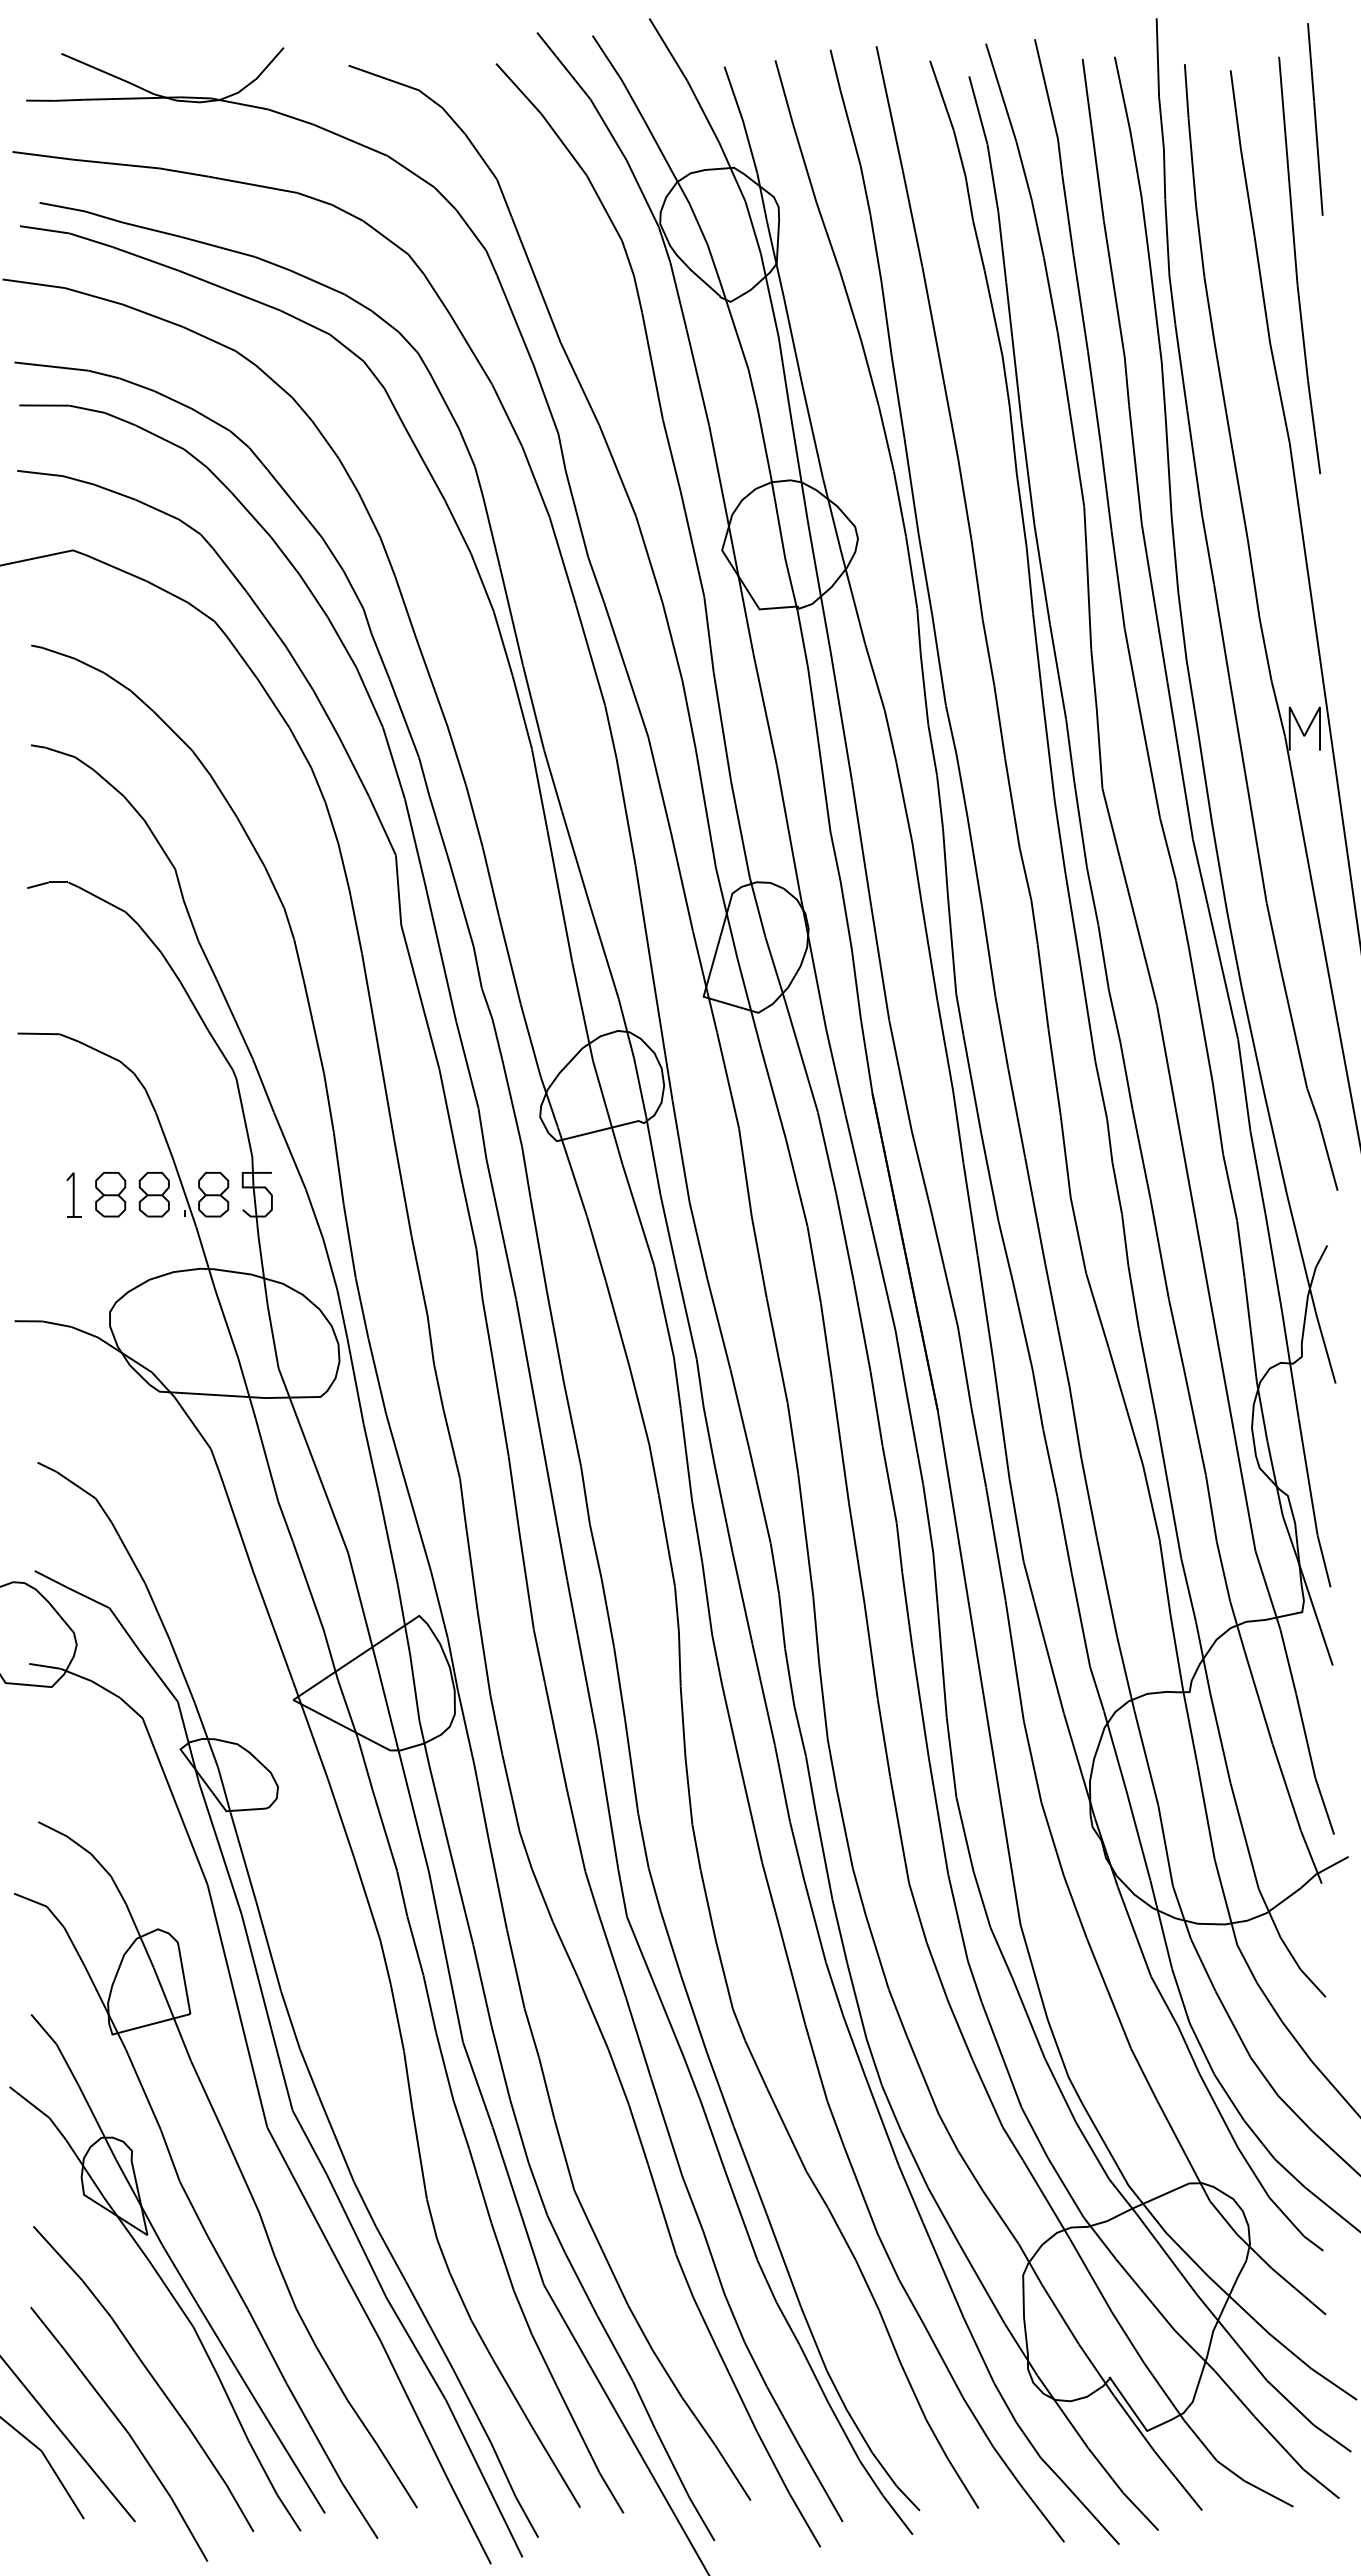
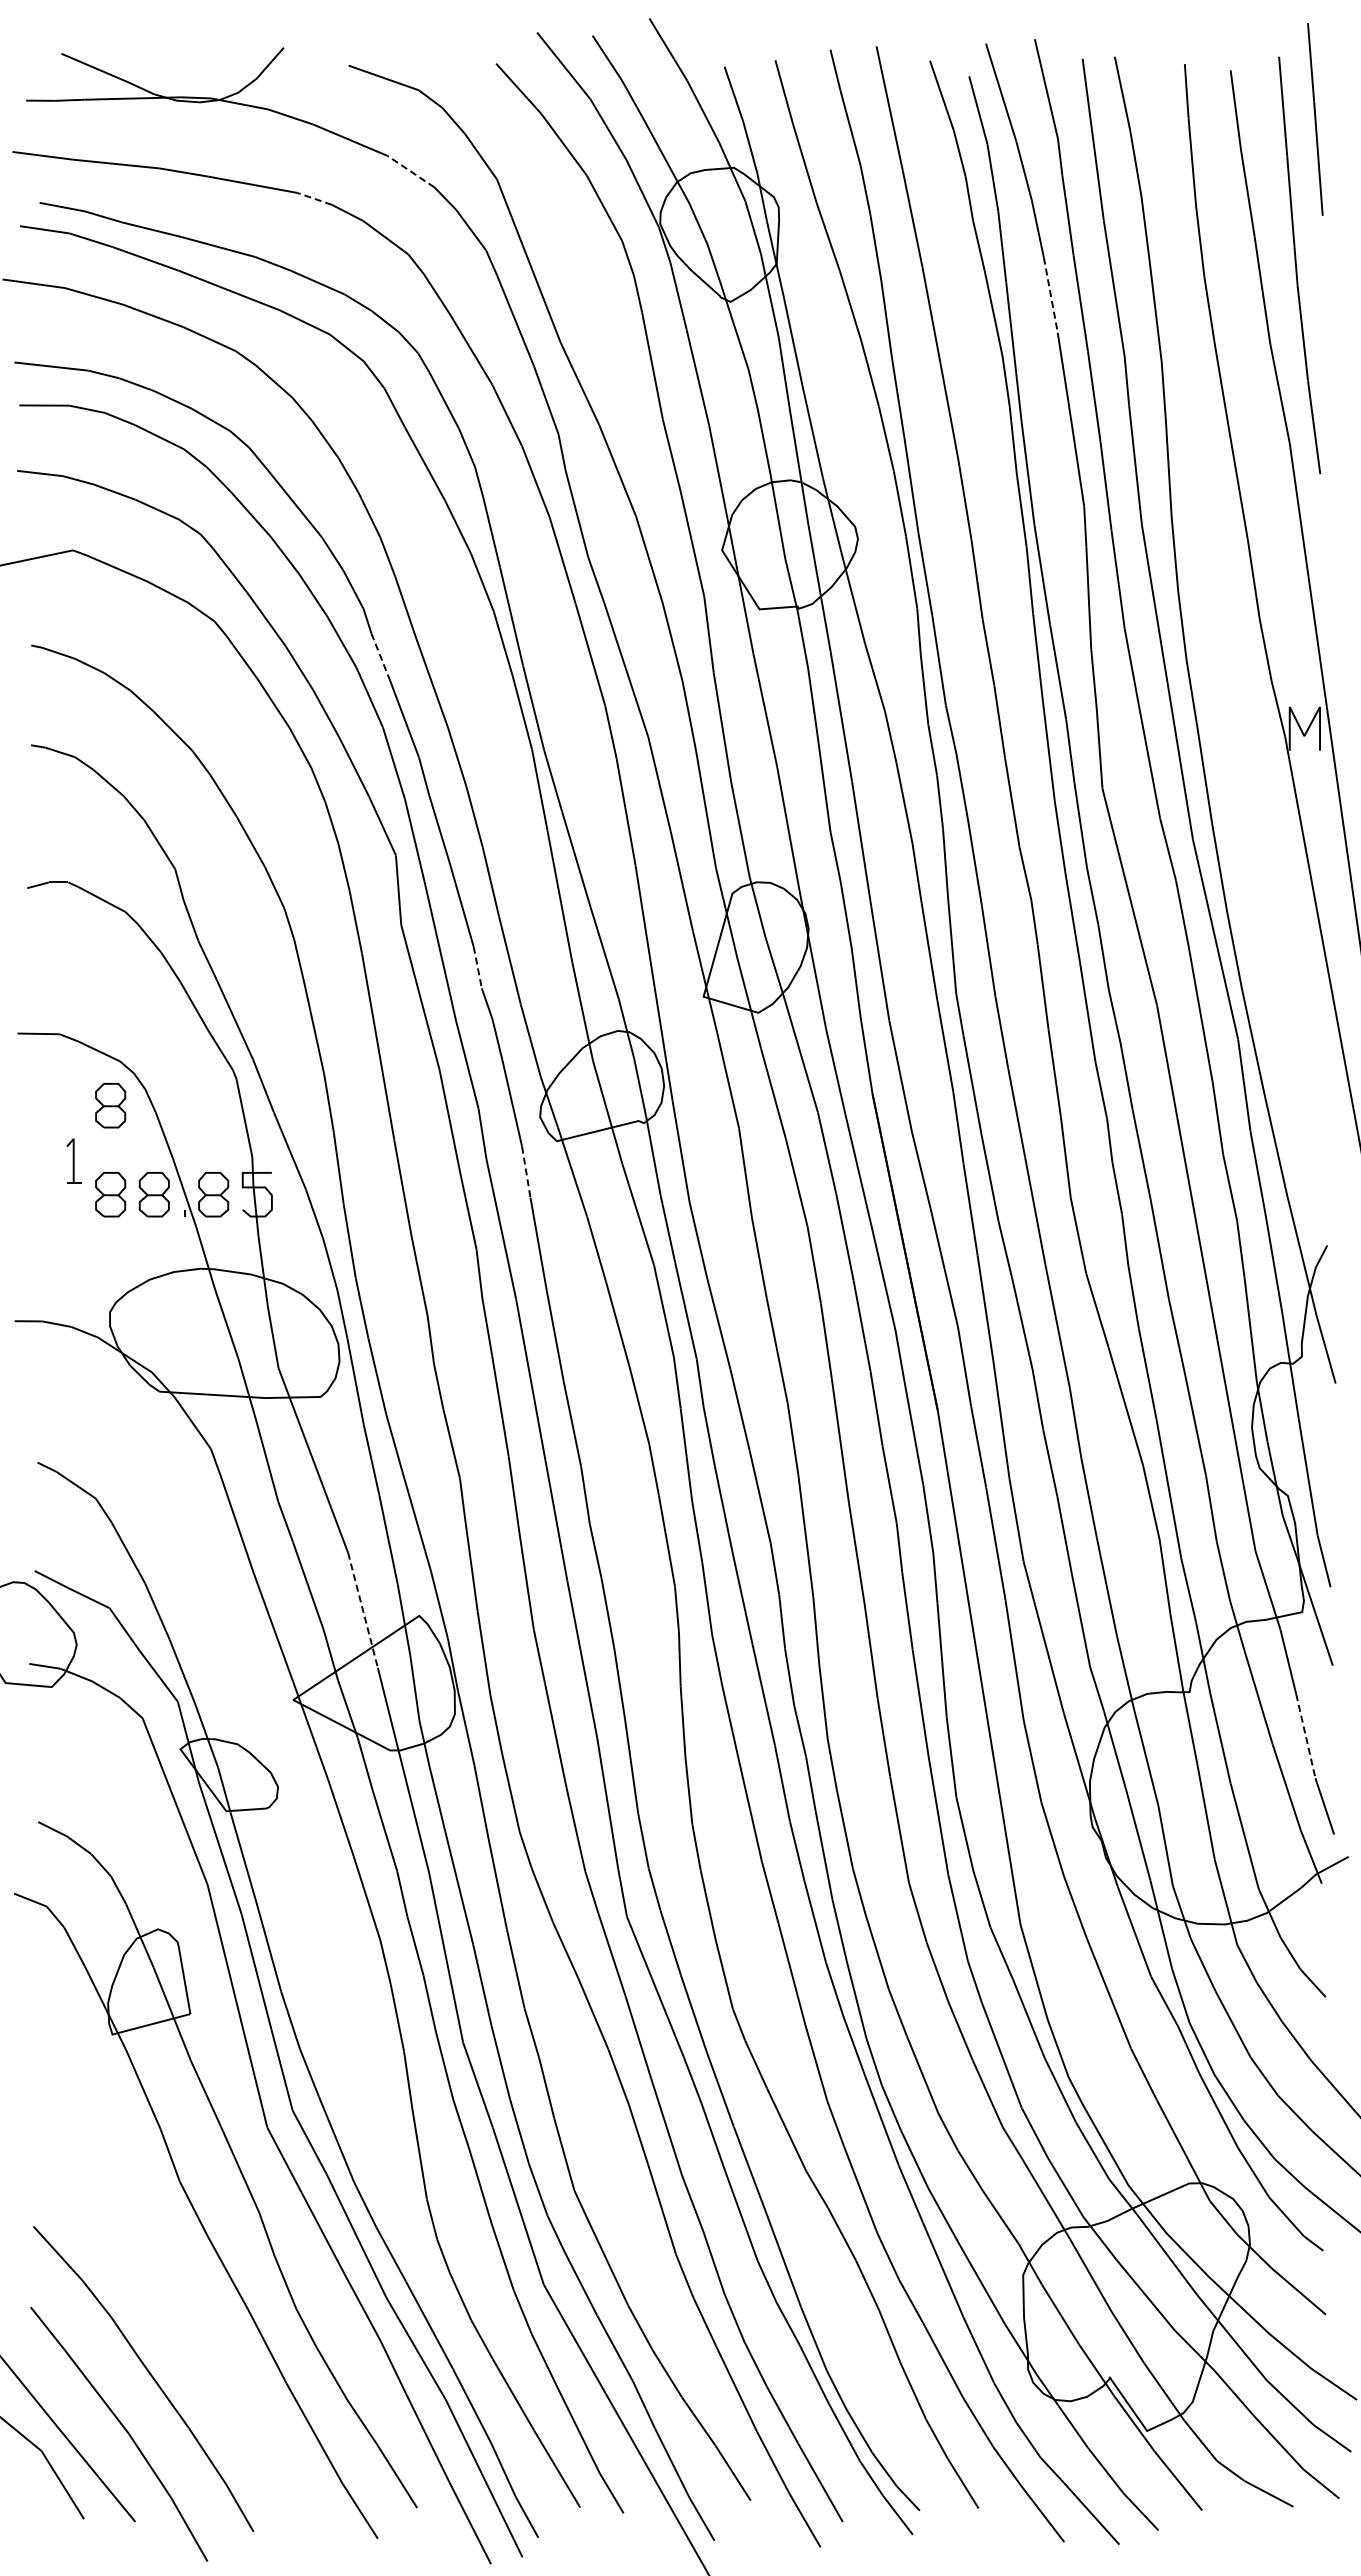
line: solid -> dashed (410, 171)
line: solid -> dashed (314, 198)
line: solid -> dashed (1050, 295)
part: present -> none (1219, 609)
line: solid -> dashed (380, 656)
line: solid -> dashed (477, 968)
part: none -> present (110, 1105)
line: solid -> dashed (526, 1172)
part position: (73, 1194) -> (73, 1160) (73, 1160)
line: solid -> dashed (363, 1611)
line: solid -> dashed (1305, 1736)
part: present -> none (160, 2275)
